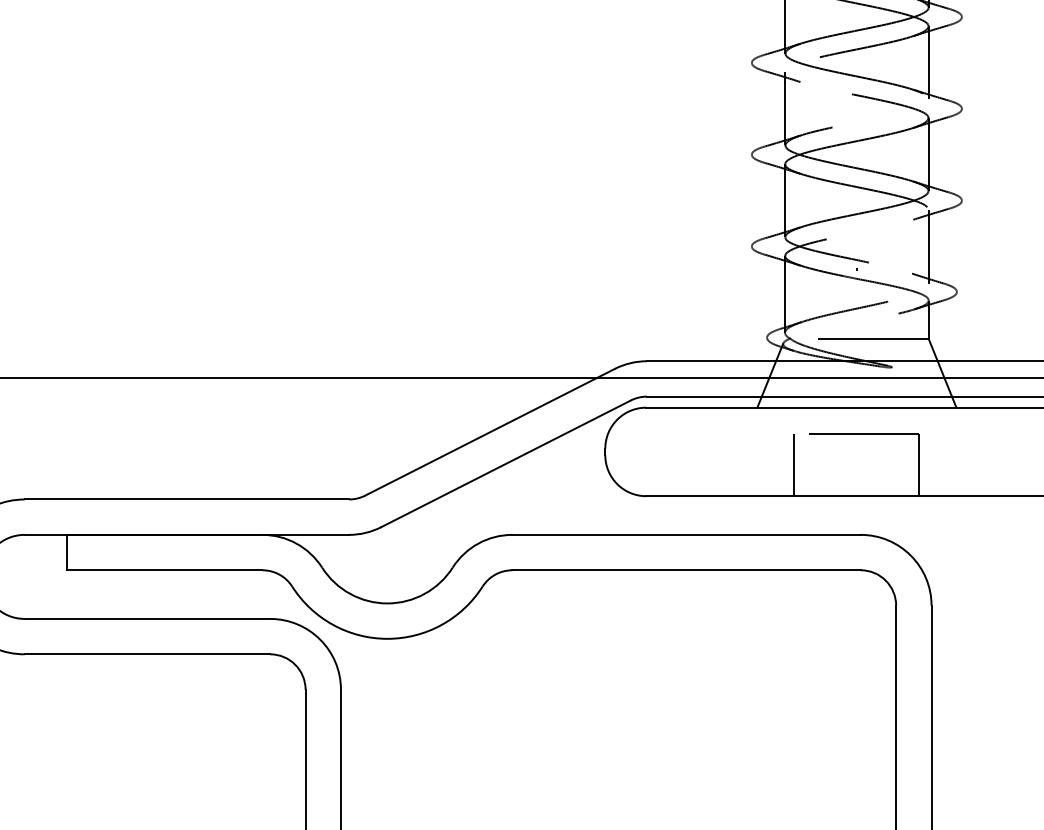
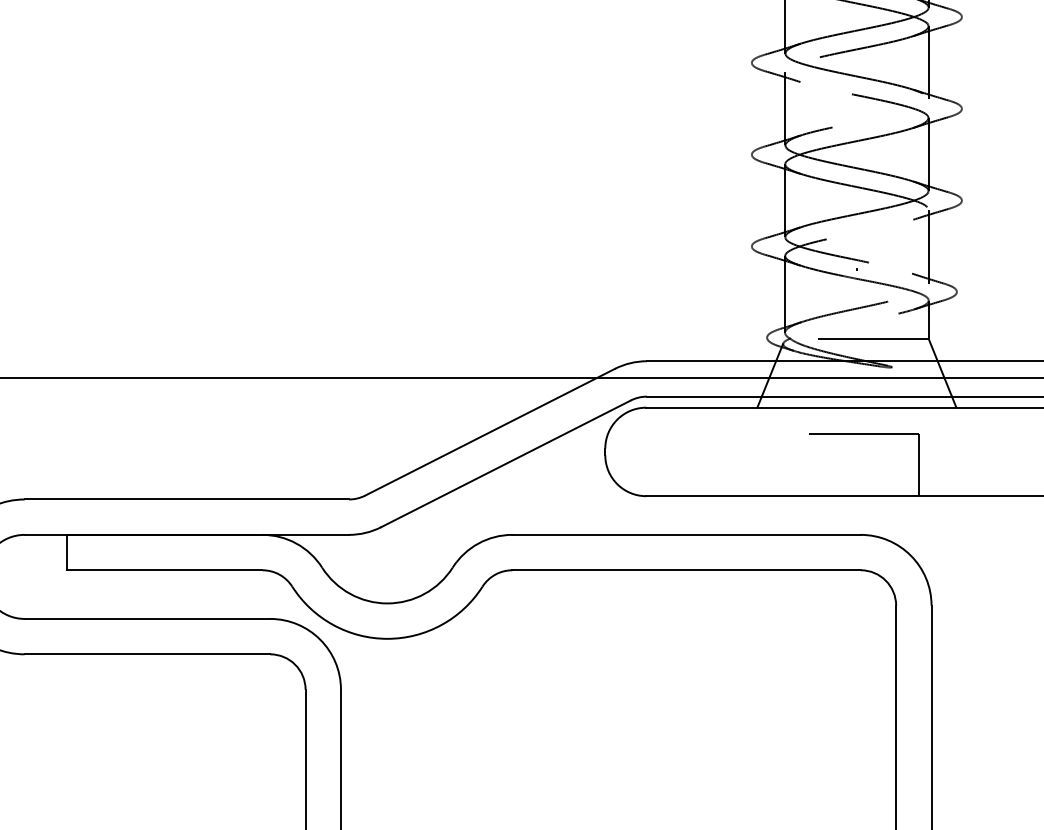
line: present -> none (794, 465)
